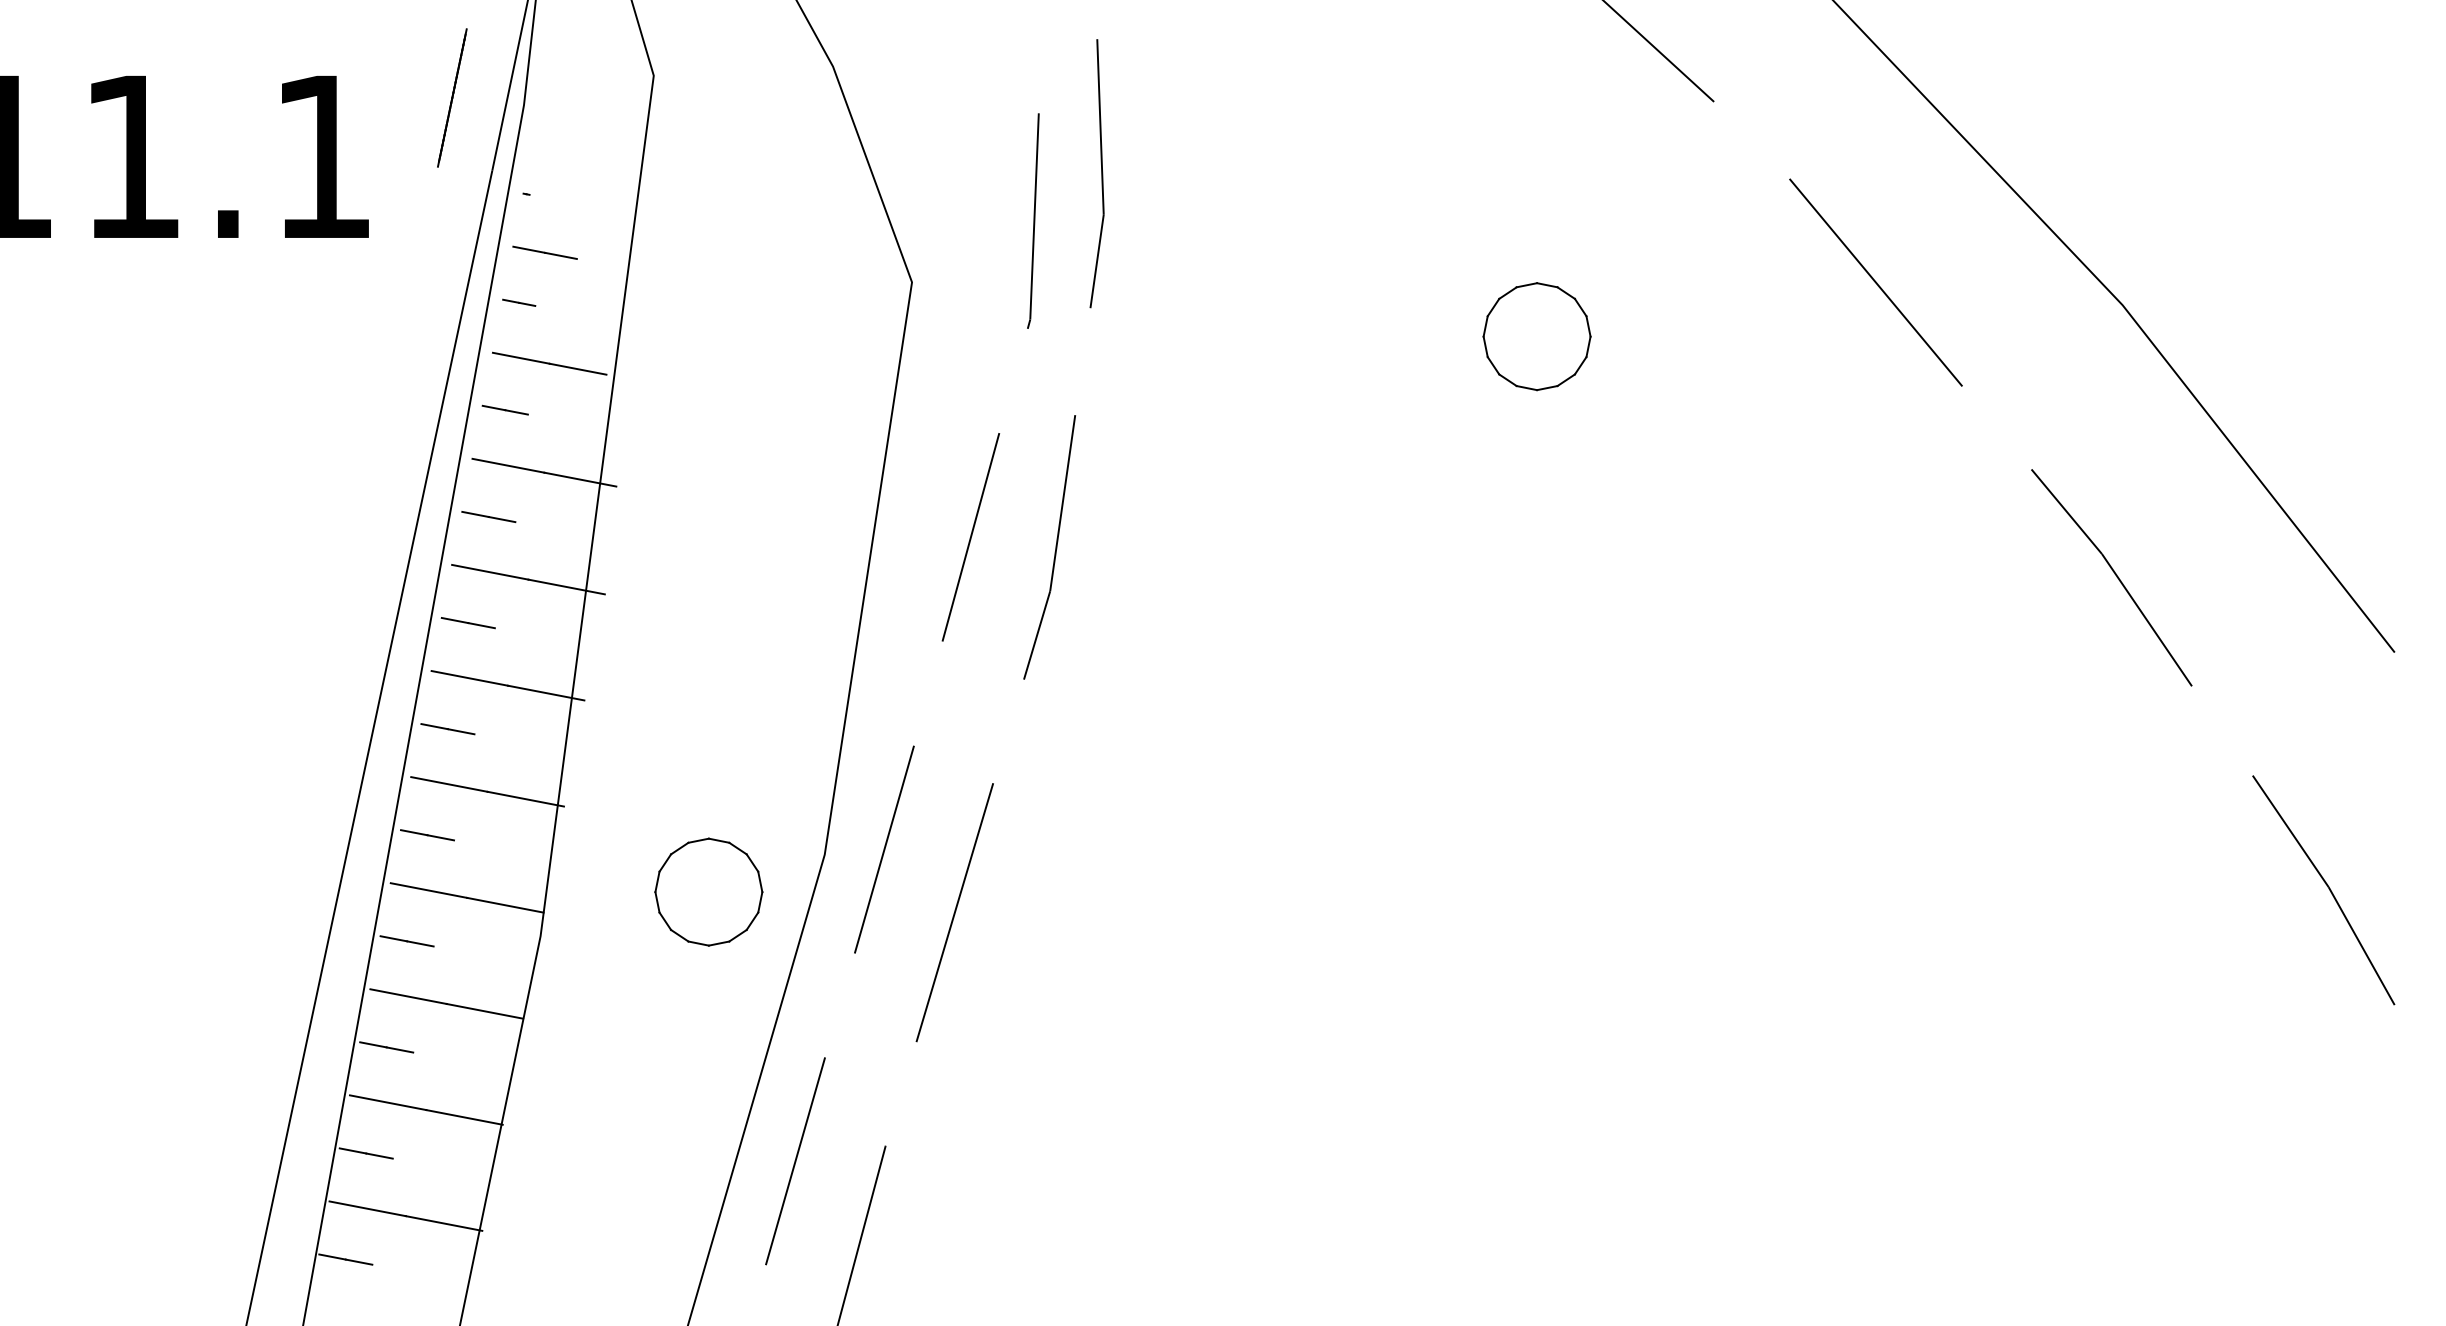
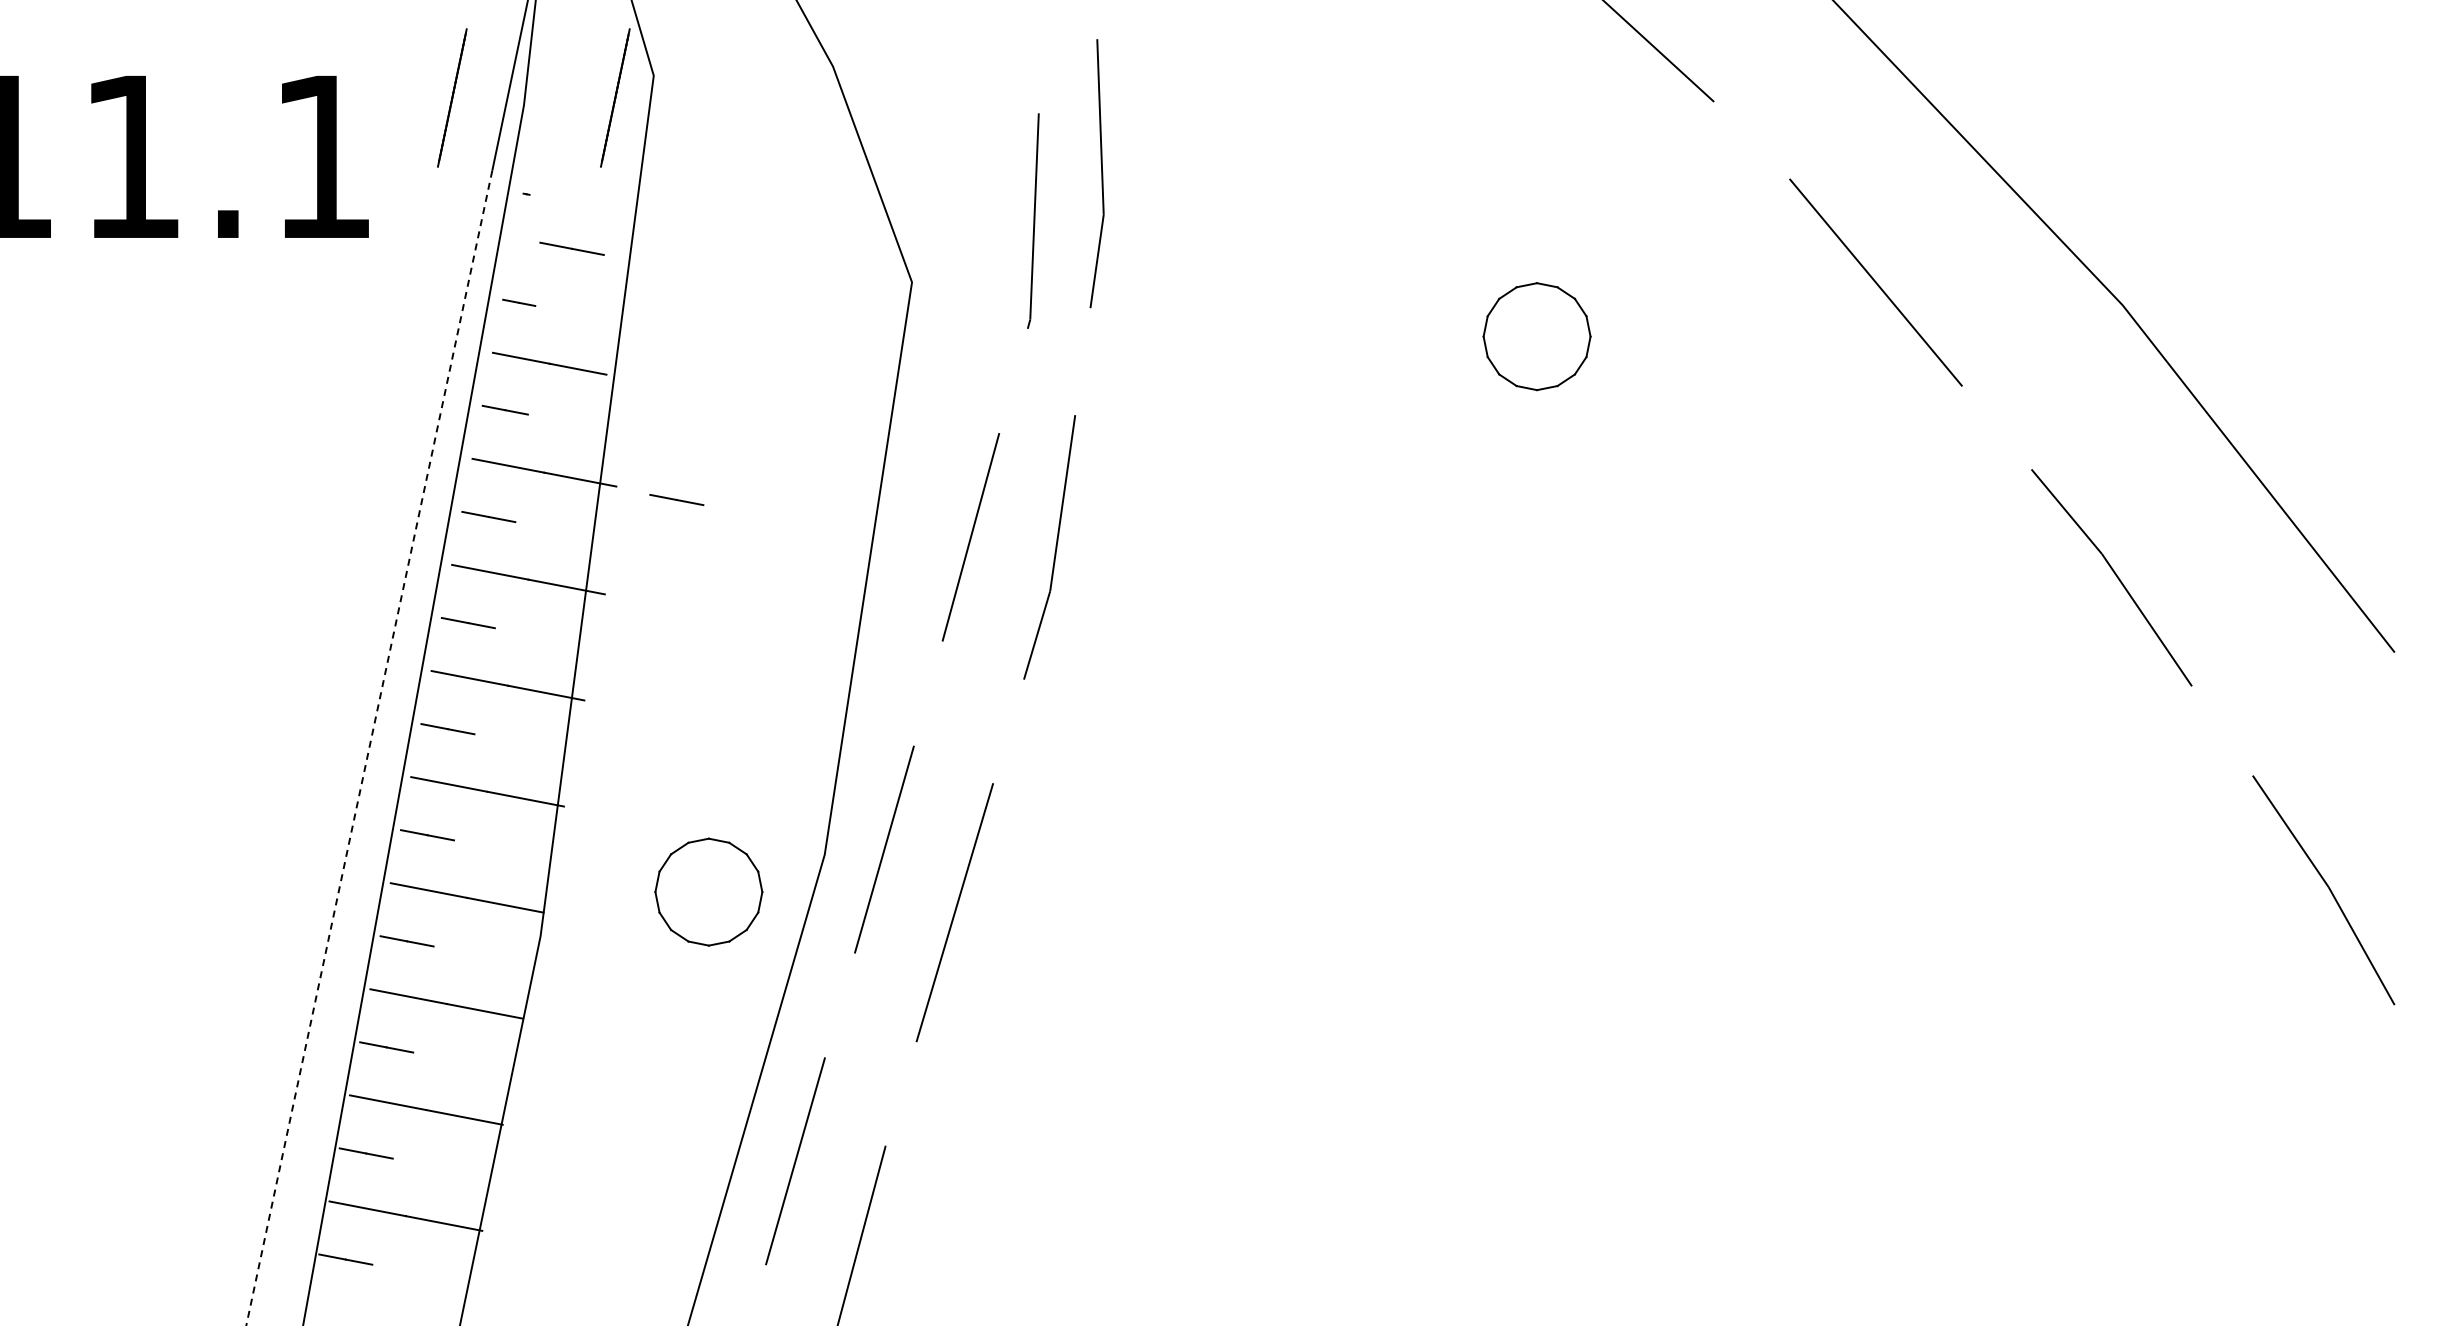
line: none -> present (615, 97)
line position: (544, 252) -> (571, 248) (571, 248)
line: none -> present (676, 499)
line: solid -> dashed (369, 748)
